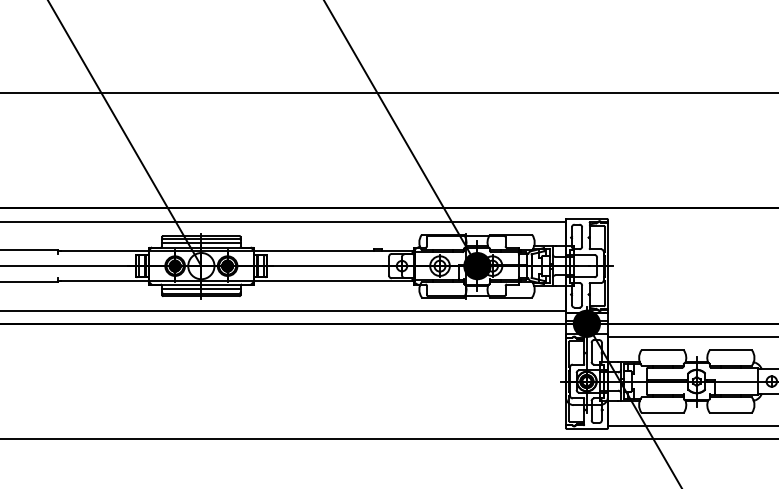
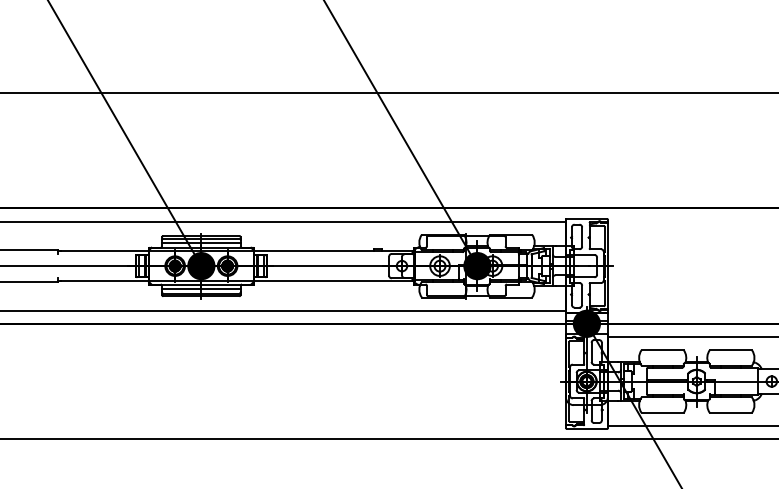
fill: none -> present (201, 266)
